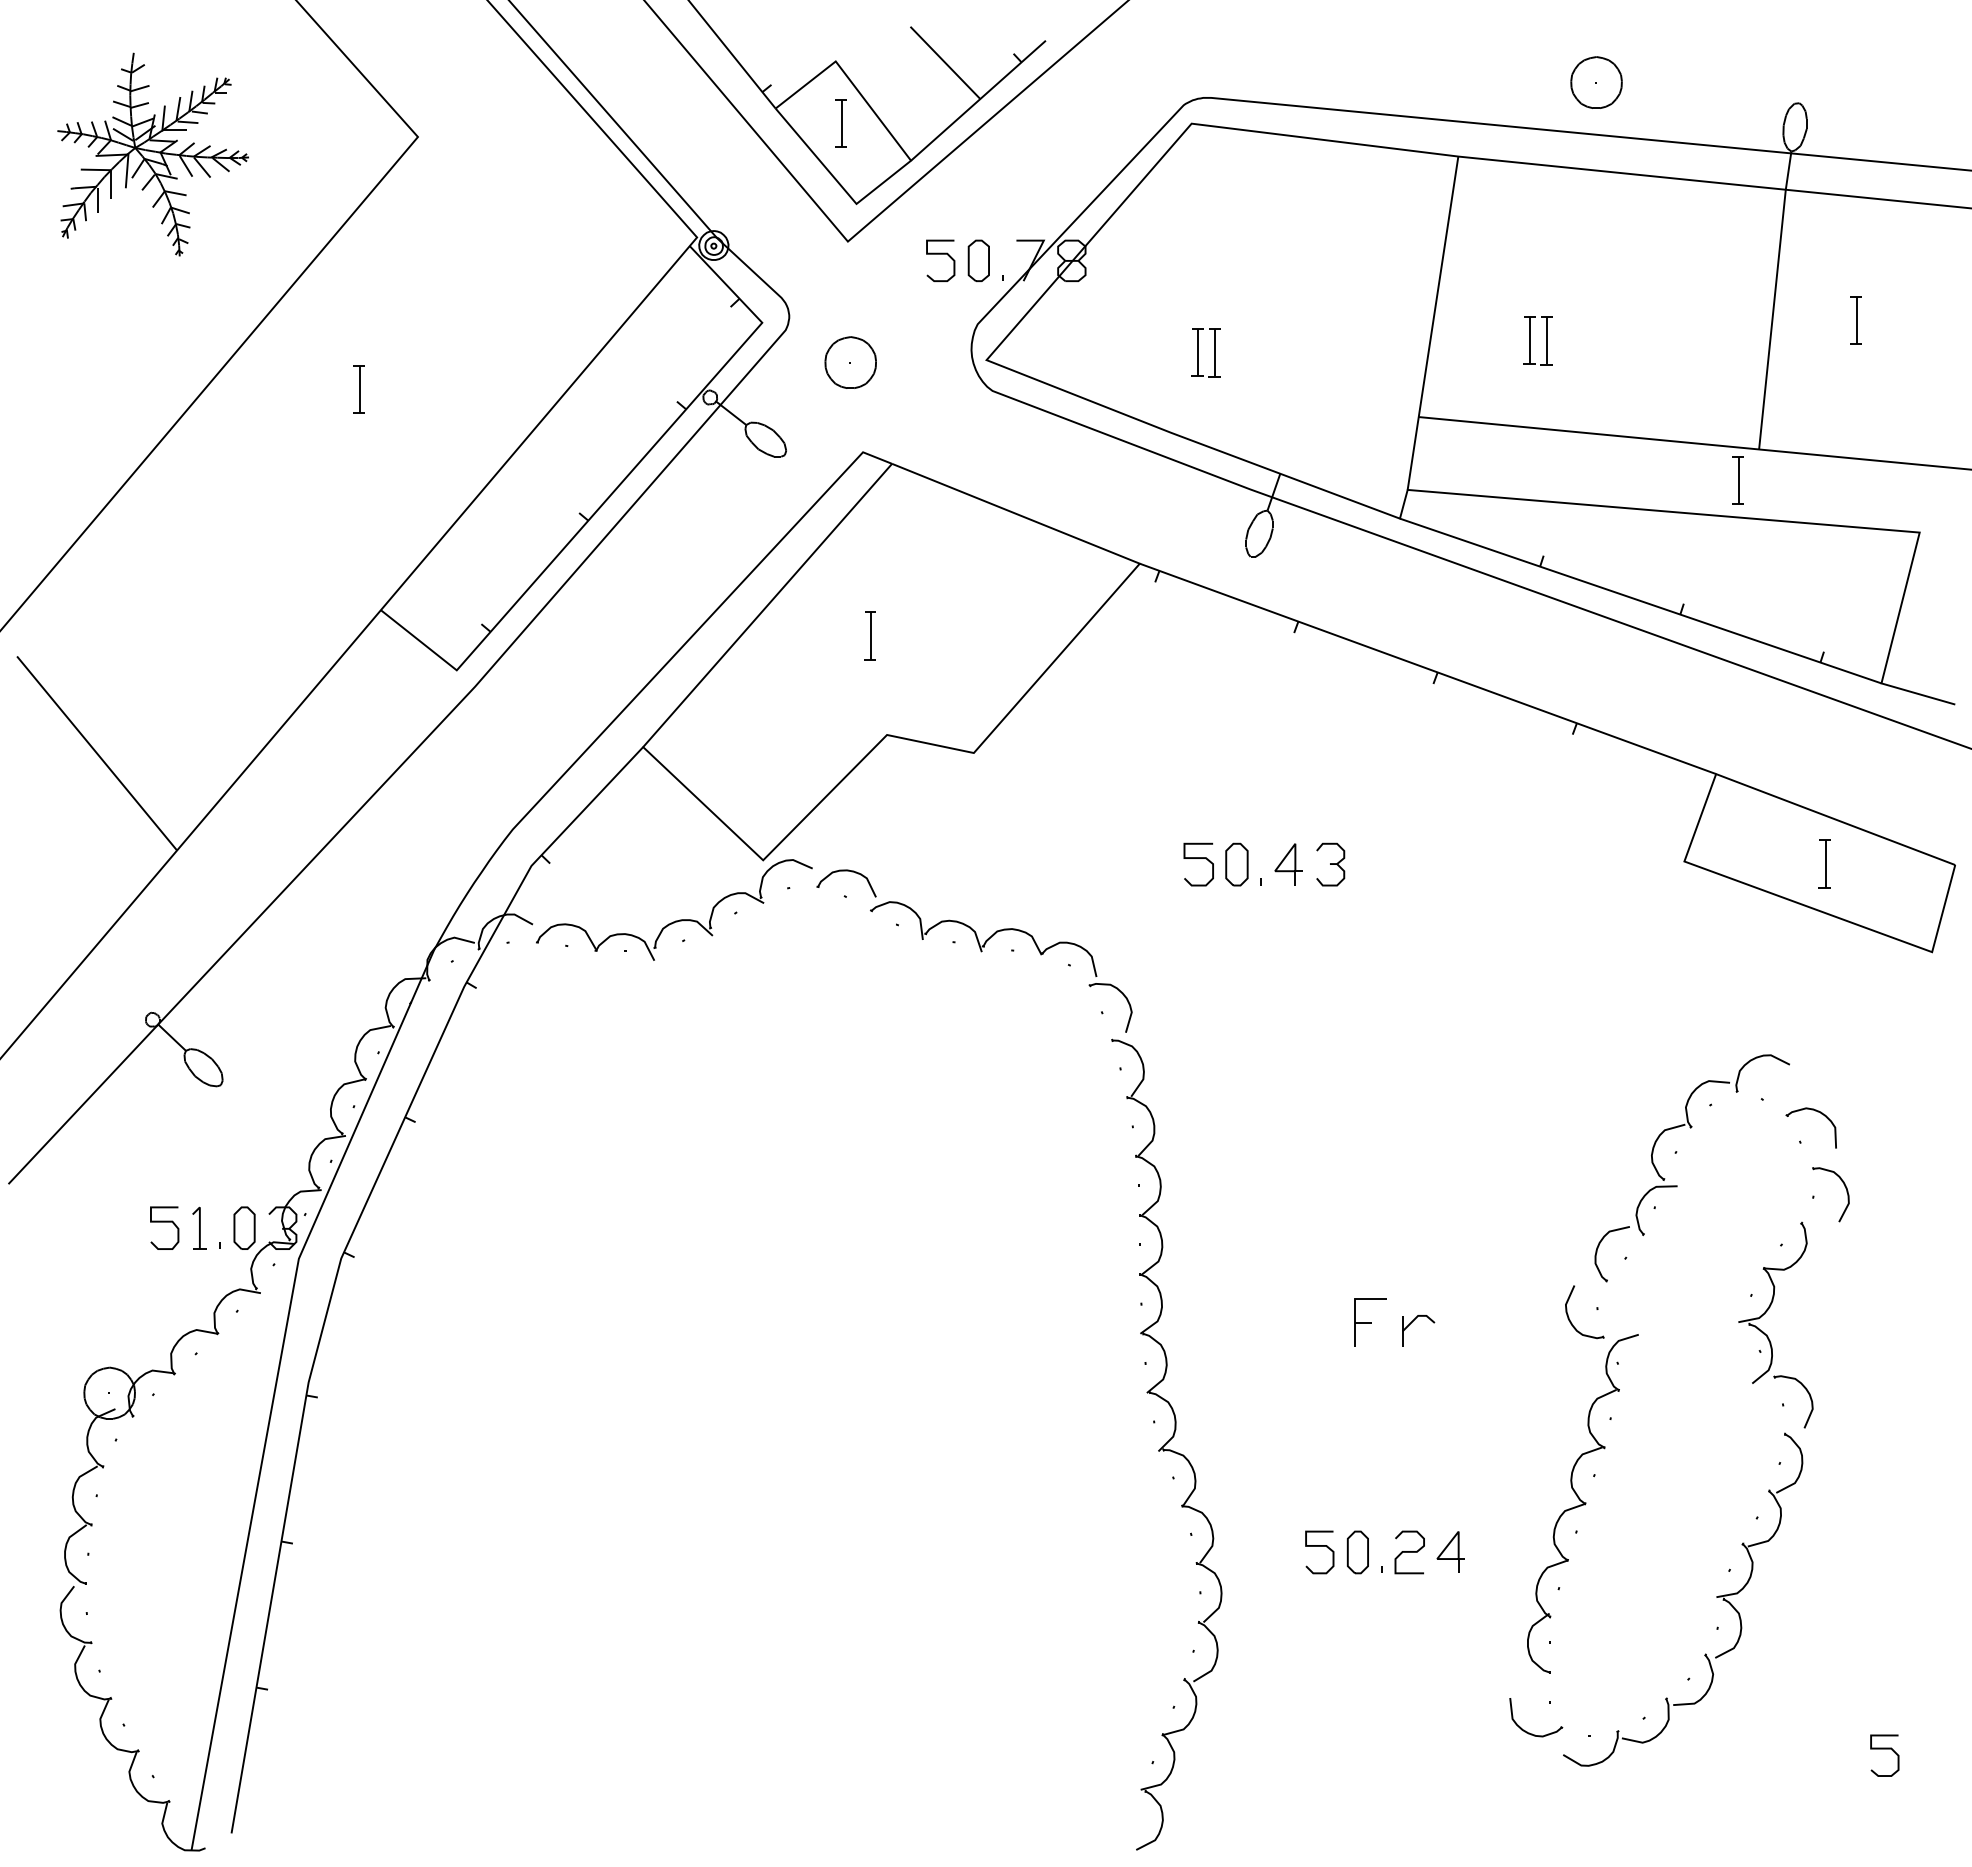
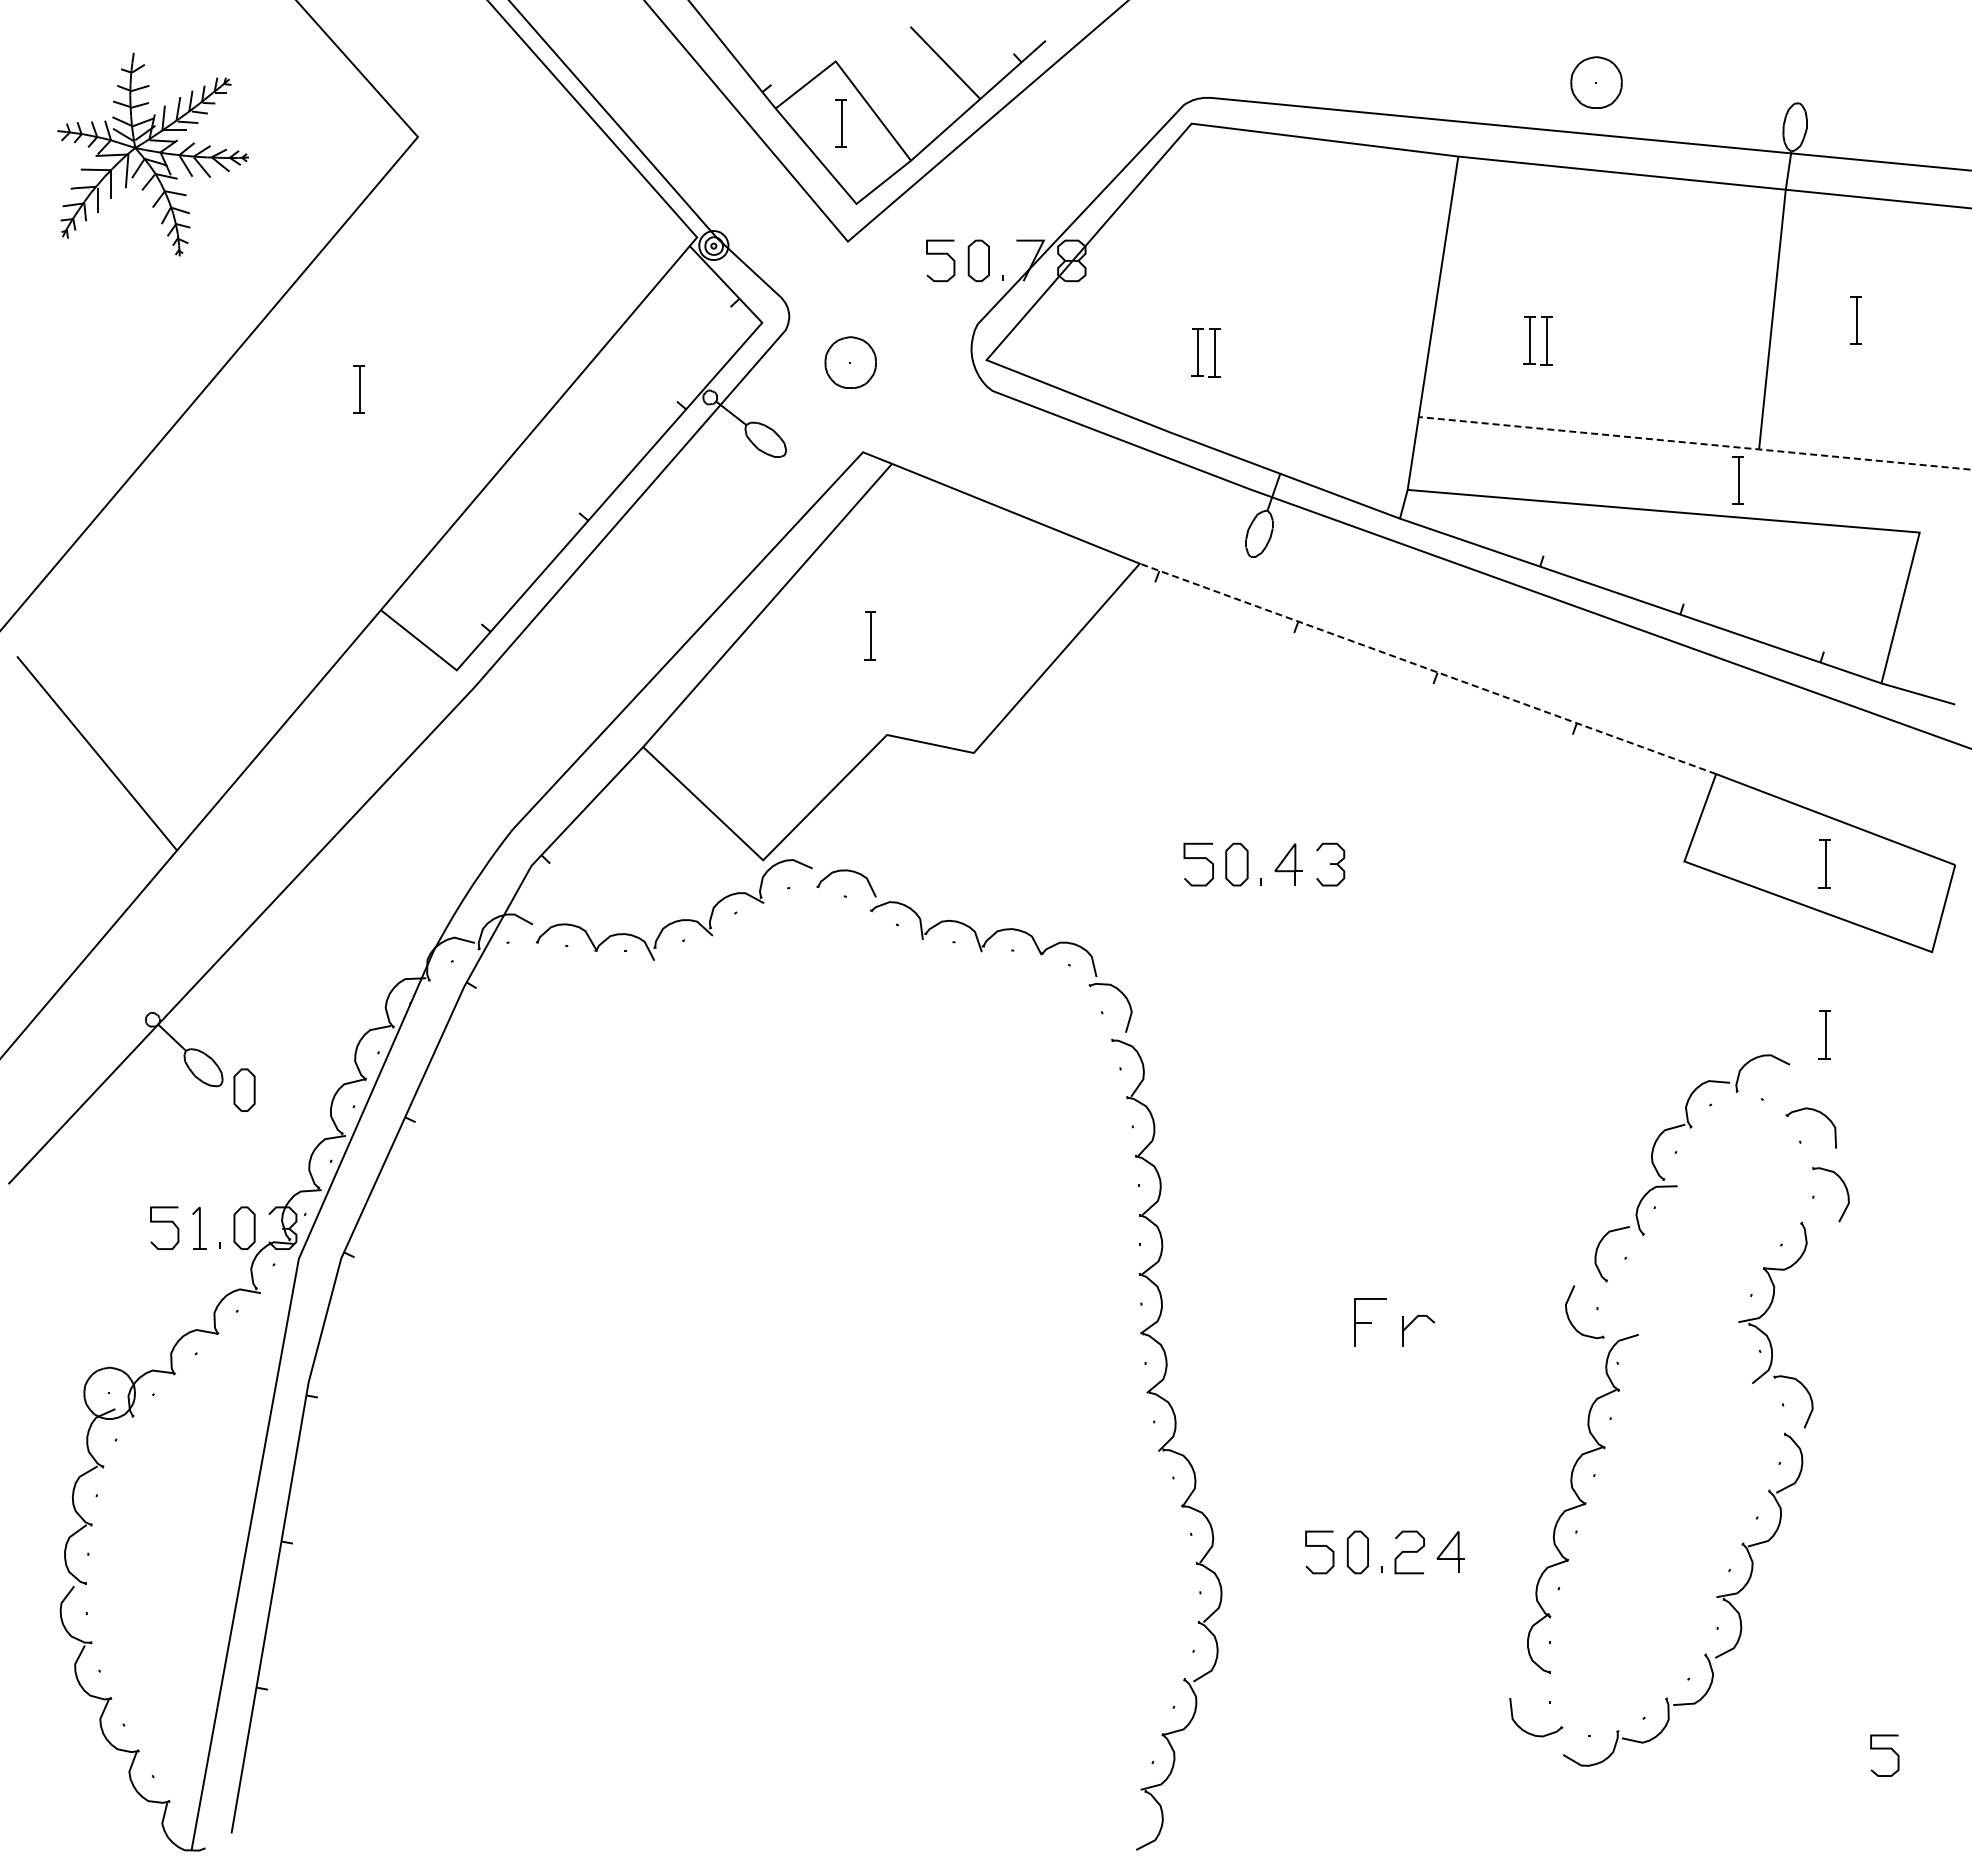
line: solid -> dashed (1694, 443)
line: solid -> dashed (1427, 668)
part: none -> present (1824, 1034)
part: none -> present (244, 1089)
